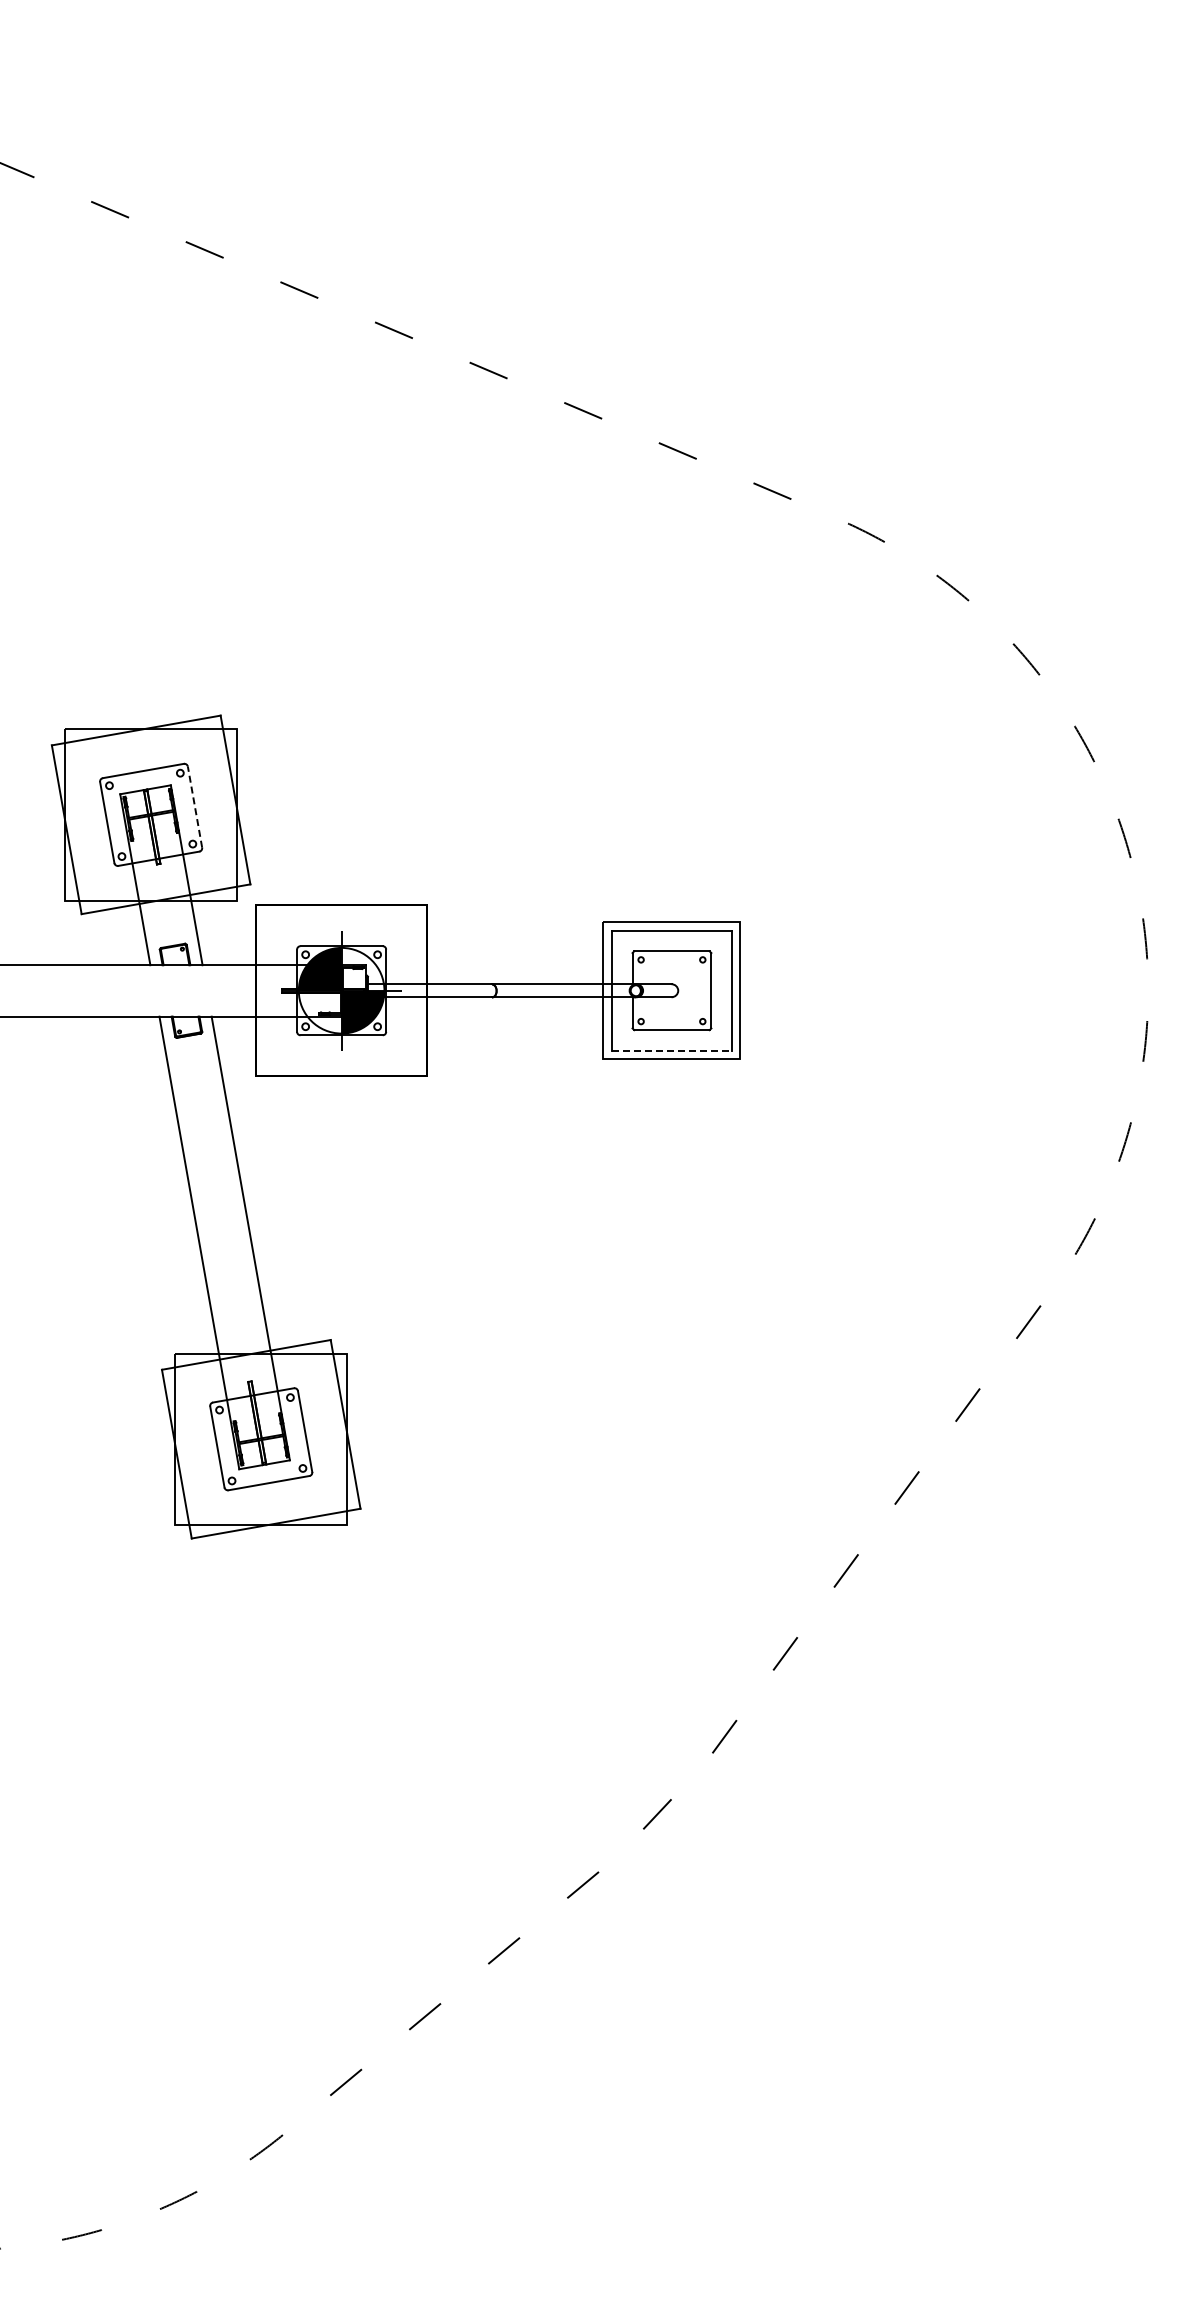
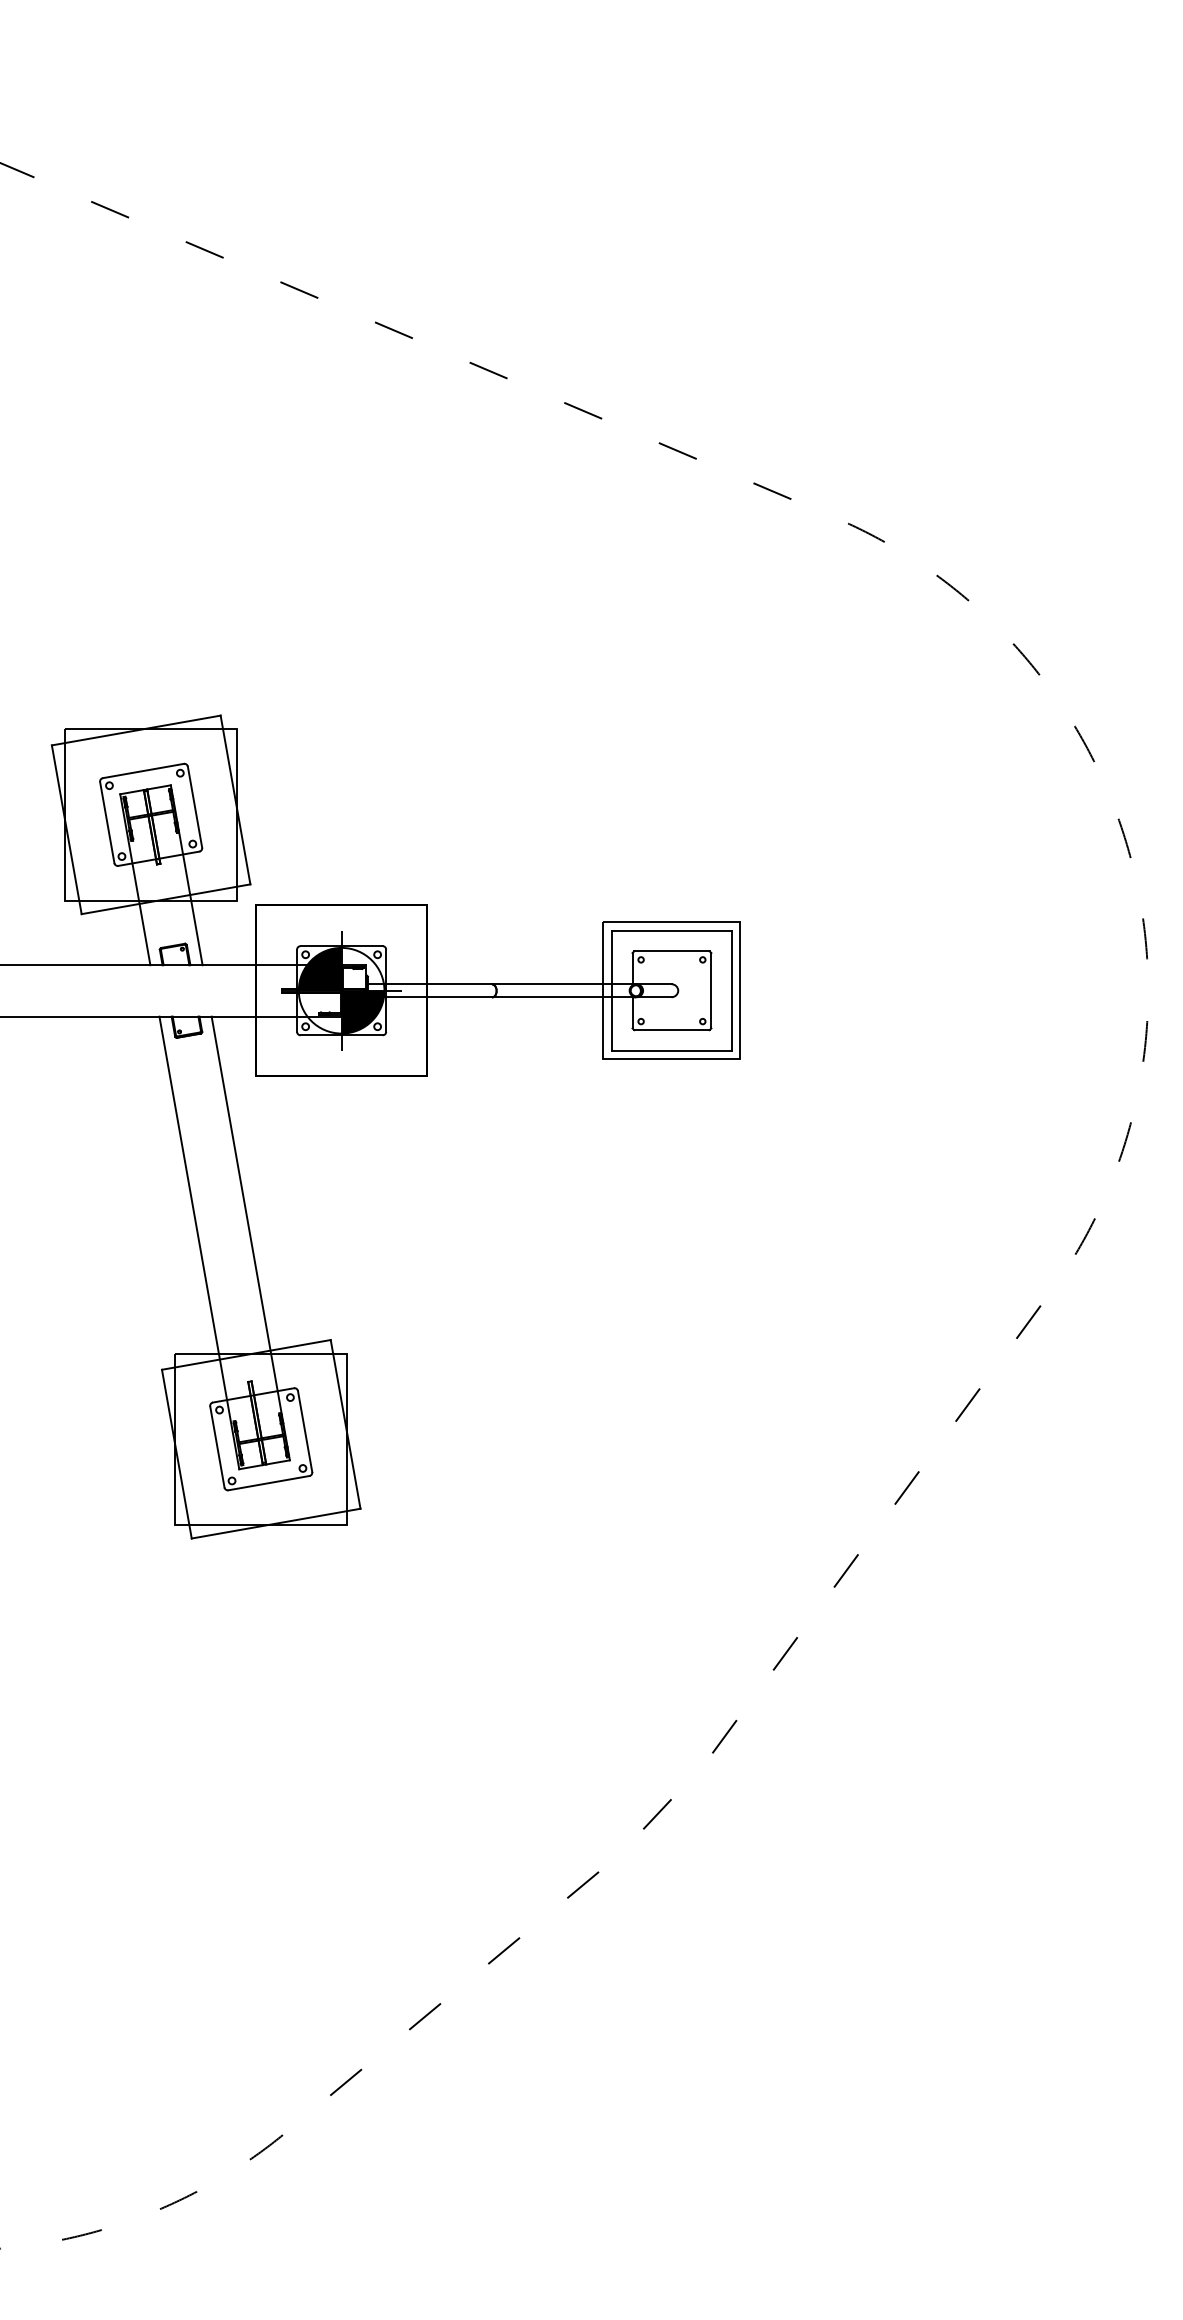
line: dashed -> solid (194, 806)
line: dashed -> solid (671, 1050)
